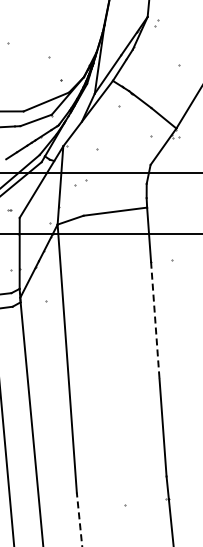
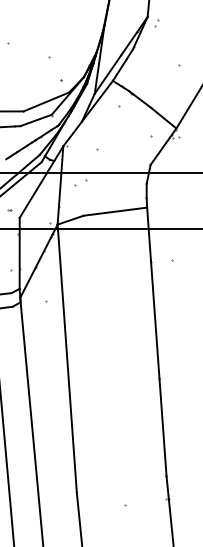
line position: (100, 233) -> (100, 228) (100, 228)
line: dashed -> solid (155, 320)
line: dashed -> solid (79, 519)
